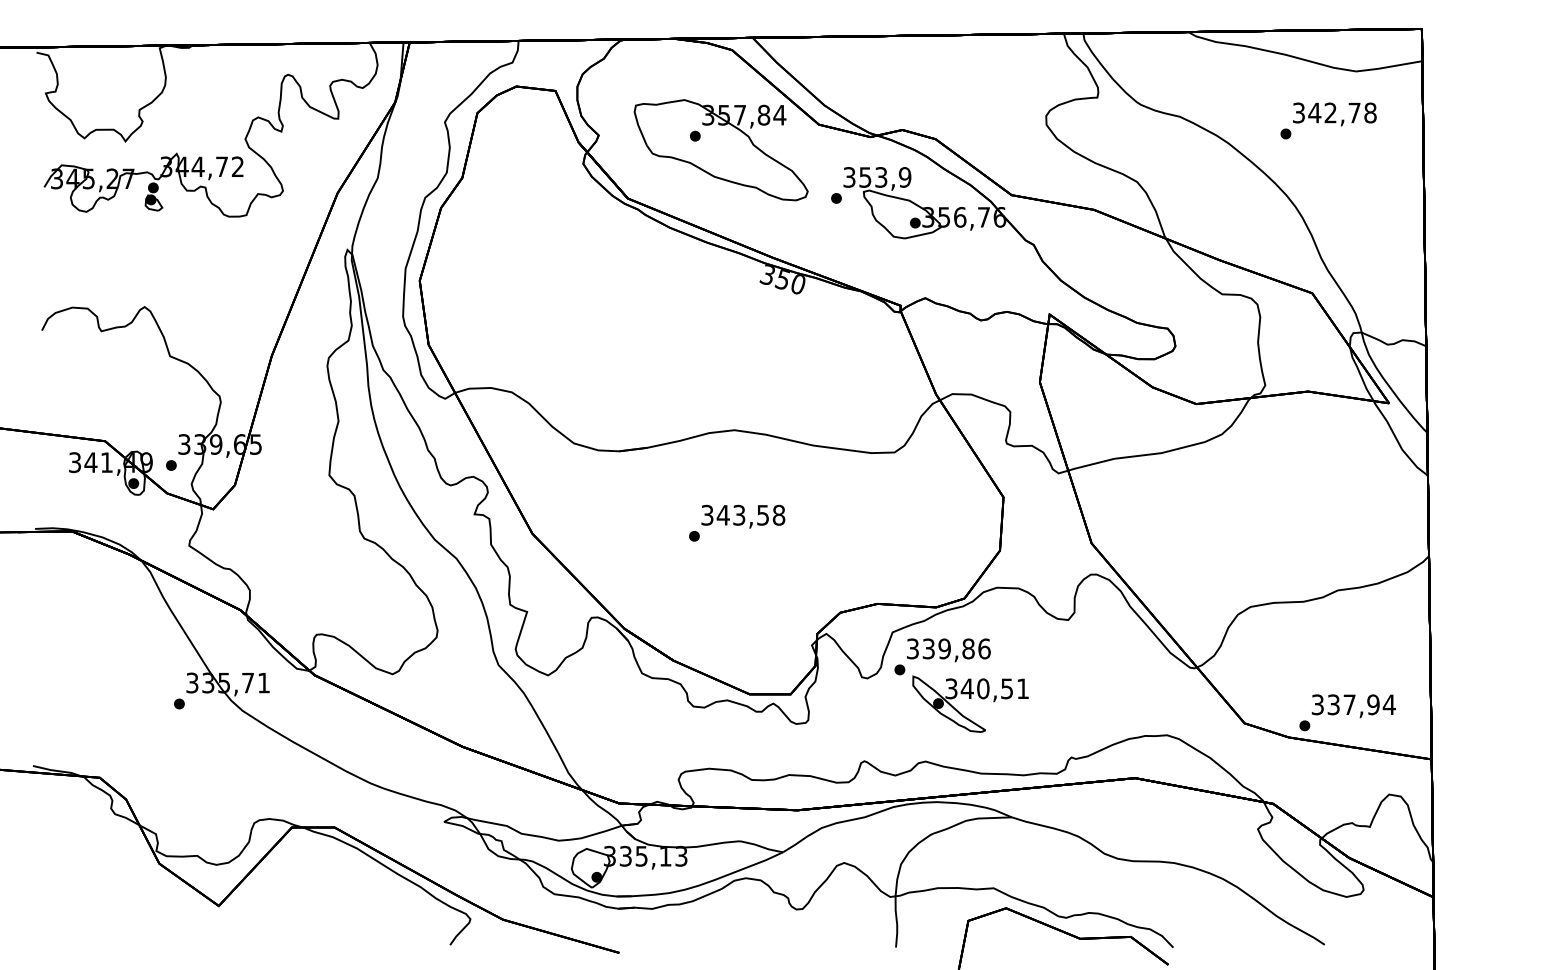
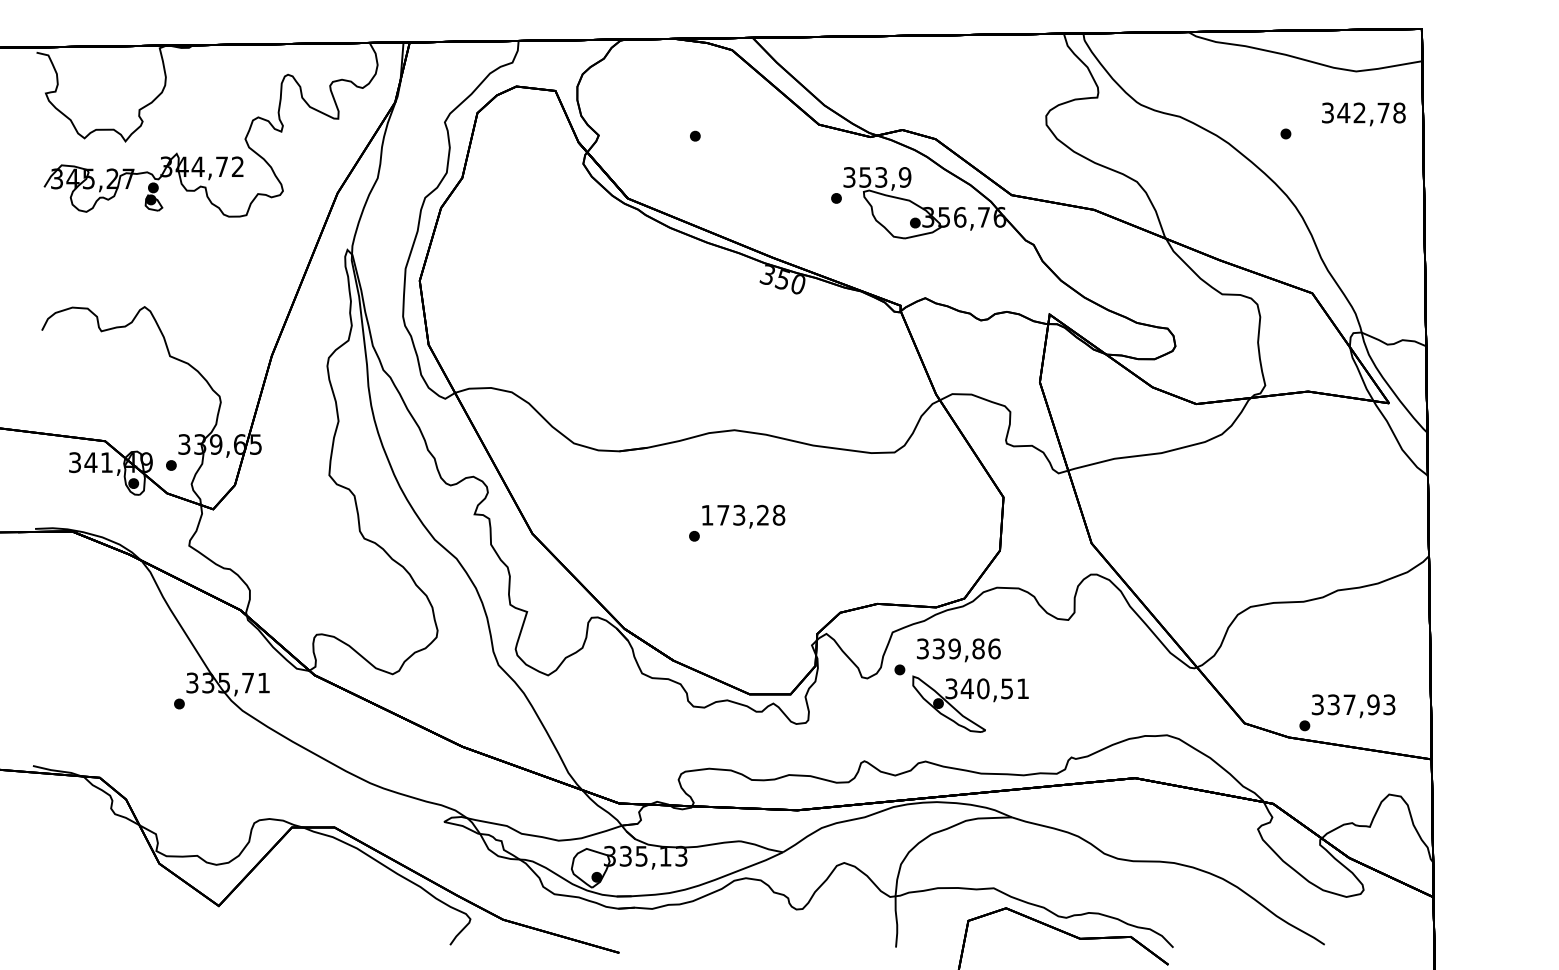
text position: (1334, 114) -> (1363, 114) (1363, 114)
part: present -> none (720, 150)
text: 343,58 -> 173,28 (734, 514)
text position: (948, 650) -> (958, 650) (958, 650)
text: 337,94 -> 337,93 (1388, 704)
